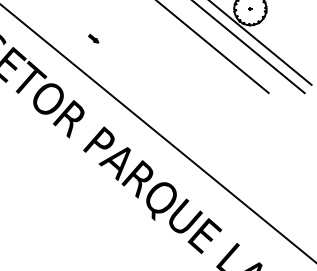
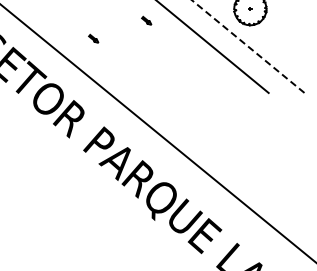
part: none -> present (146, 20)
line: present -> none (261, 43)
line: solid -> dashed (249, 47)
